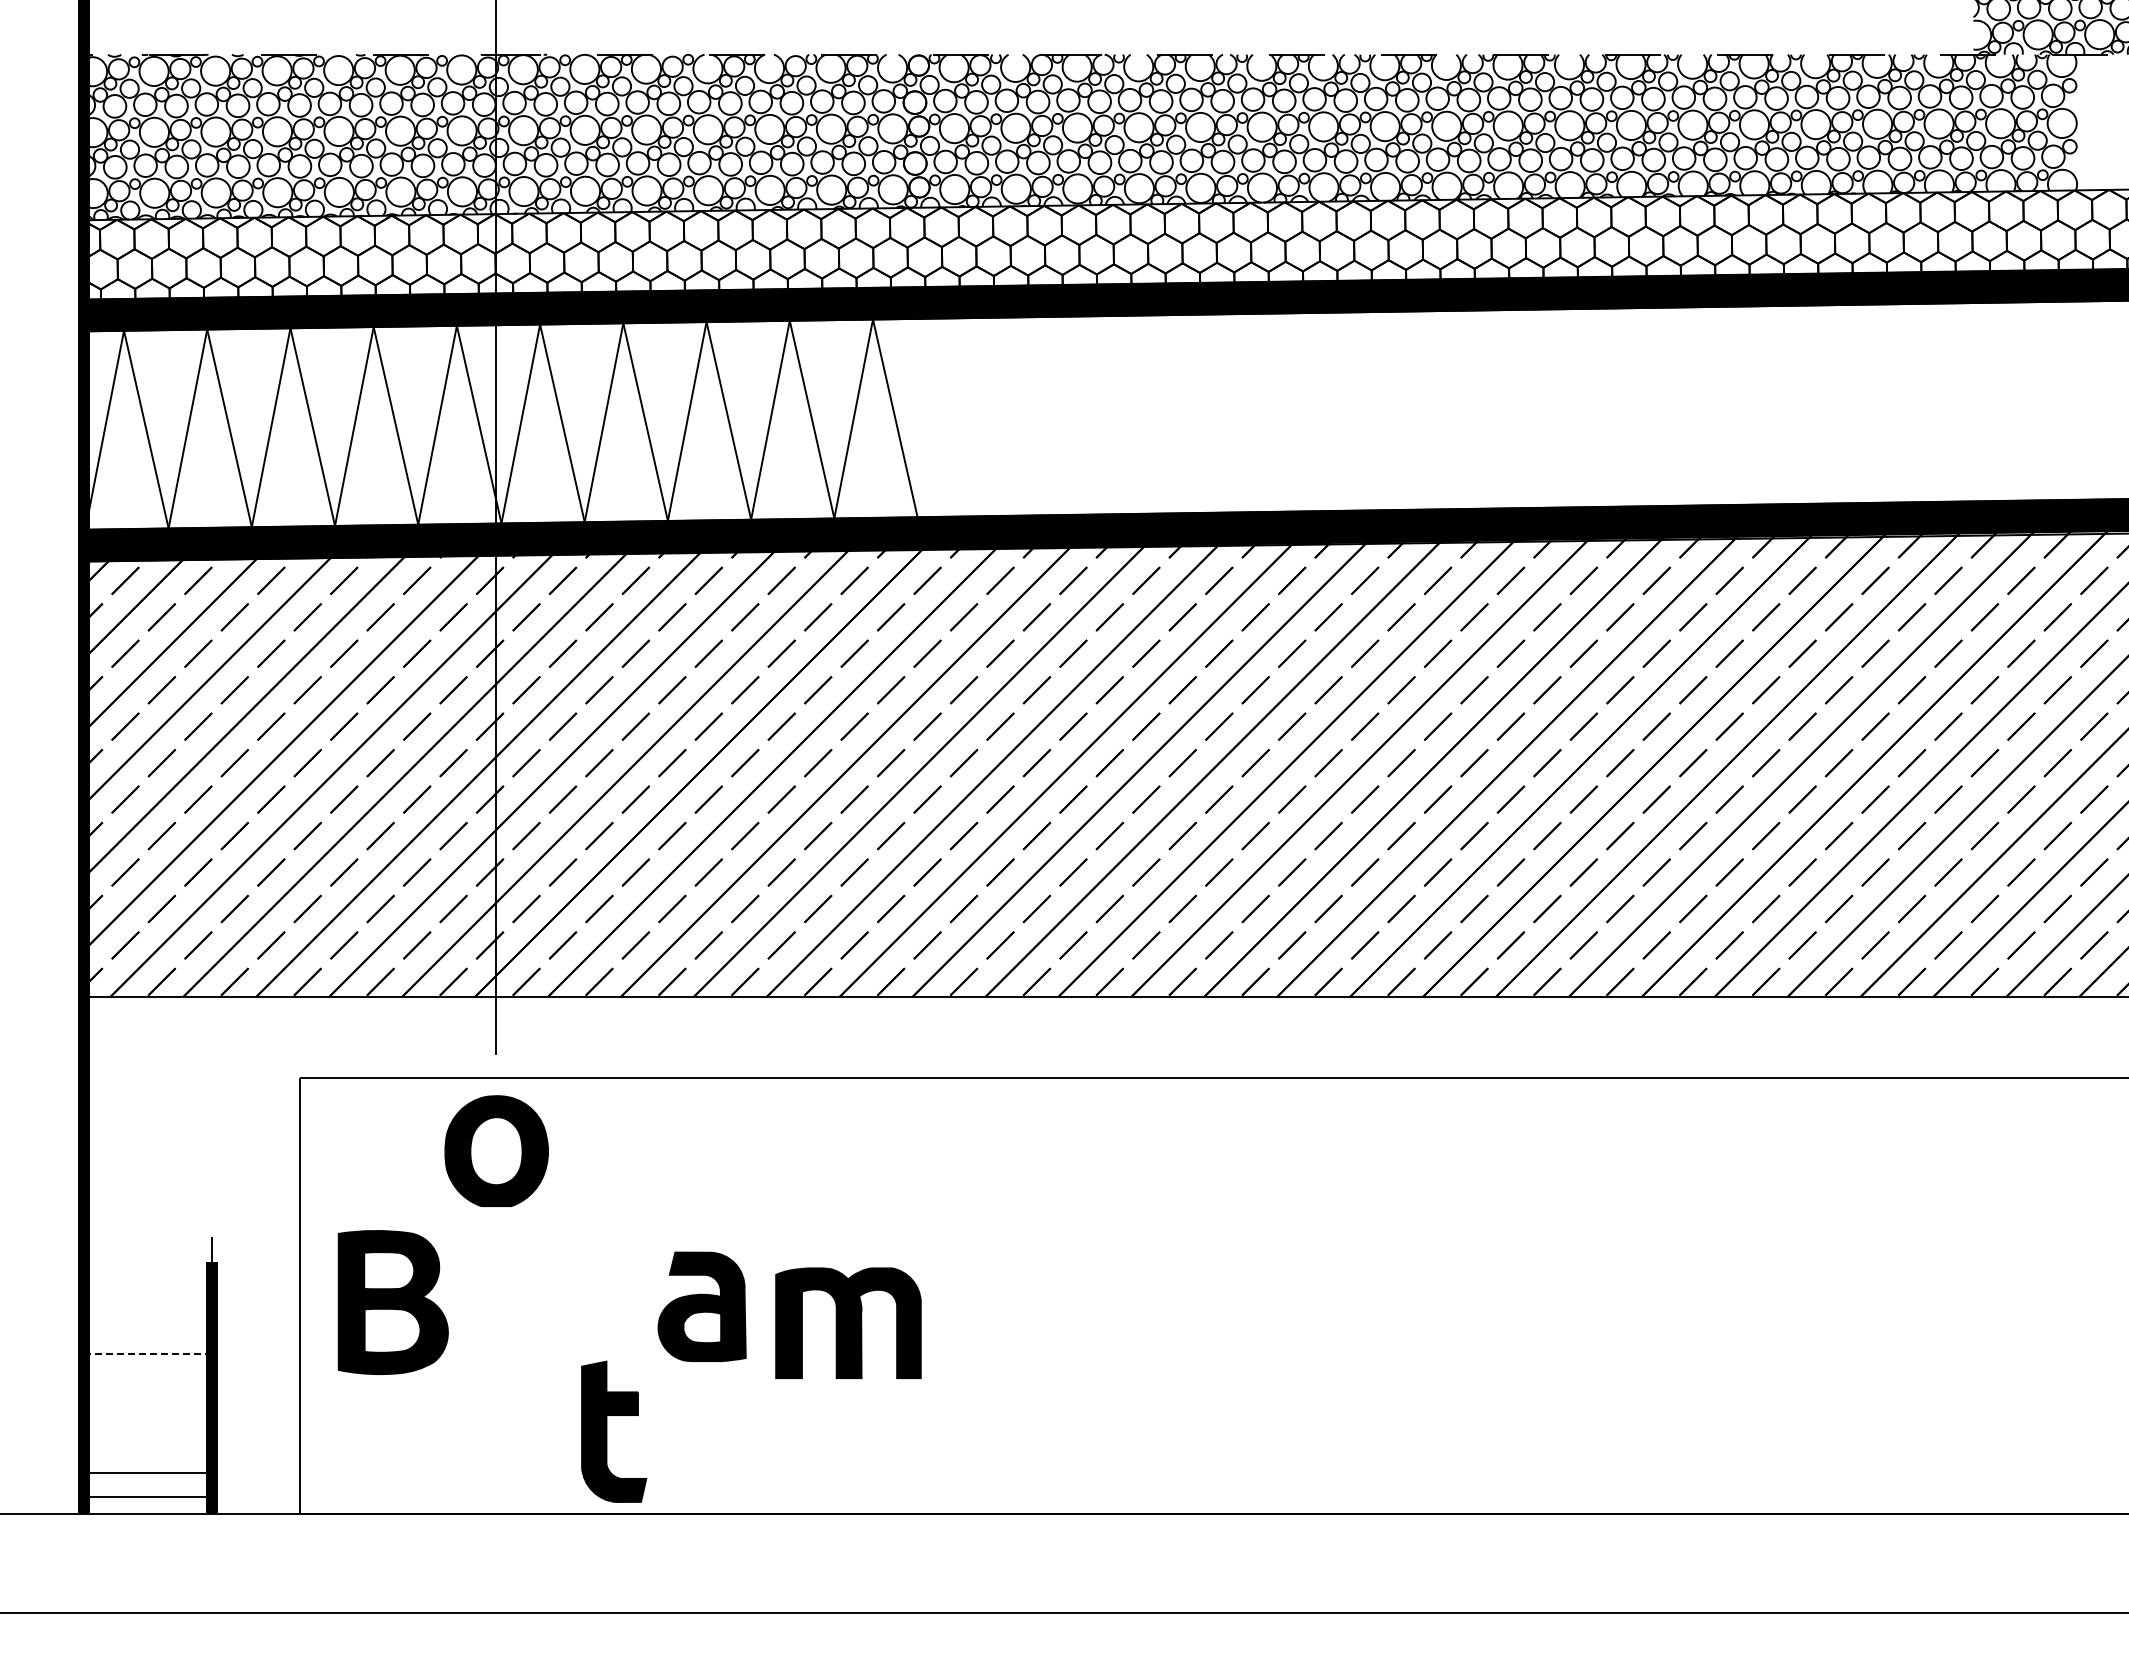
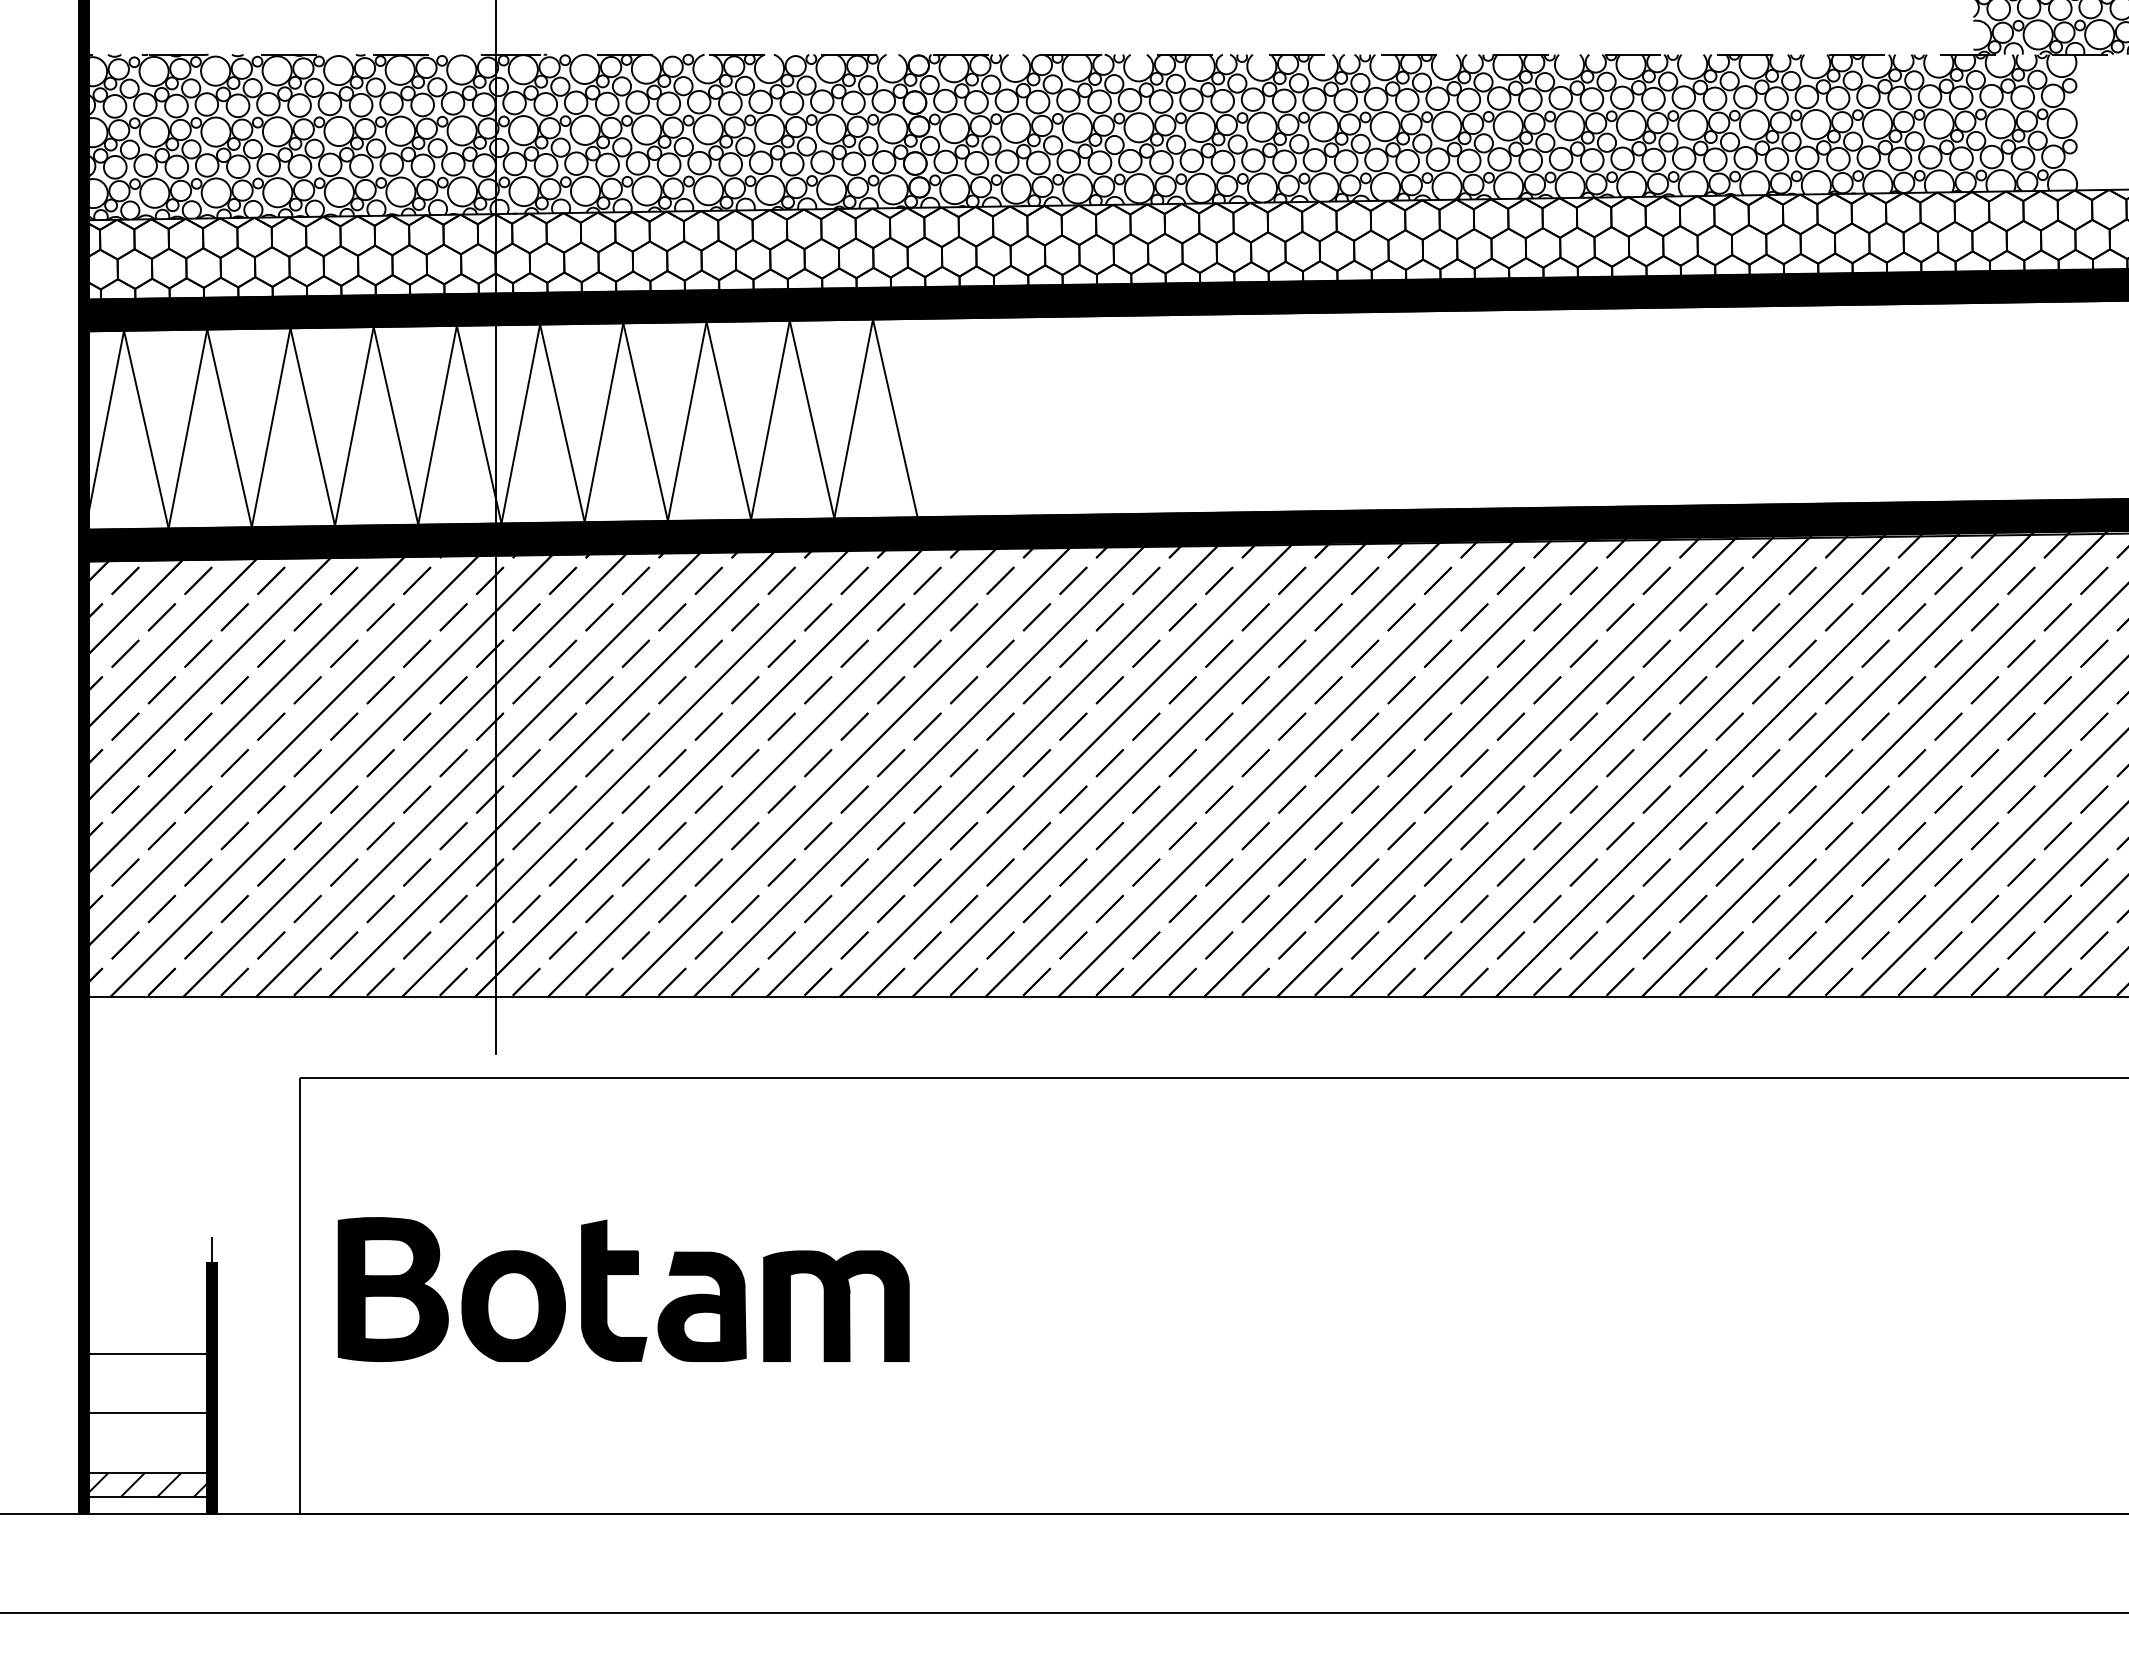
part position: (496, 1150) -> (513, 1305) (513, 1305)
part position: (392, 1302) -> (392, 1289) (392, 1289)
part position: (848, 1322) -> (836, 1305) (836, 1305)
line: dashed -> solid (147, 1353)
line: none -> present (146, 1413)
part position: (607, 1431) -> (607, 1290) (607, 1290)
hatch: none -> present (147, 1484)
